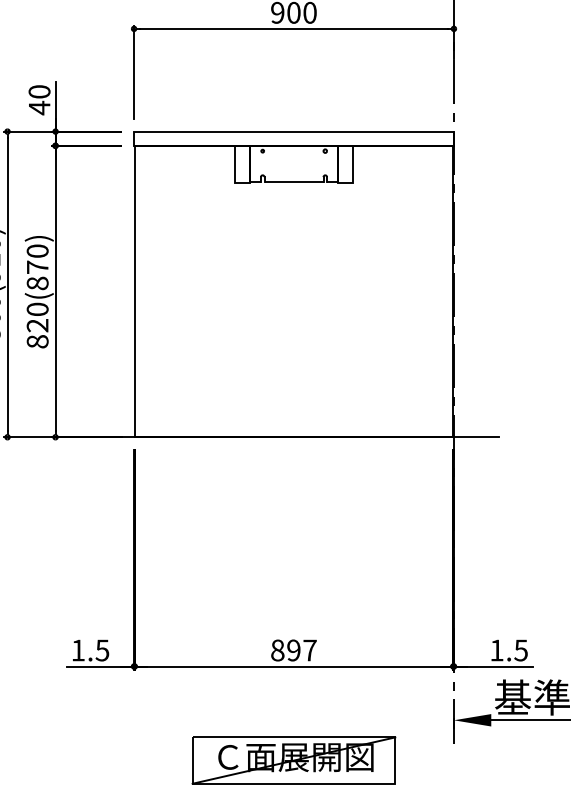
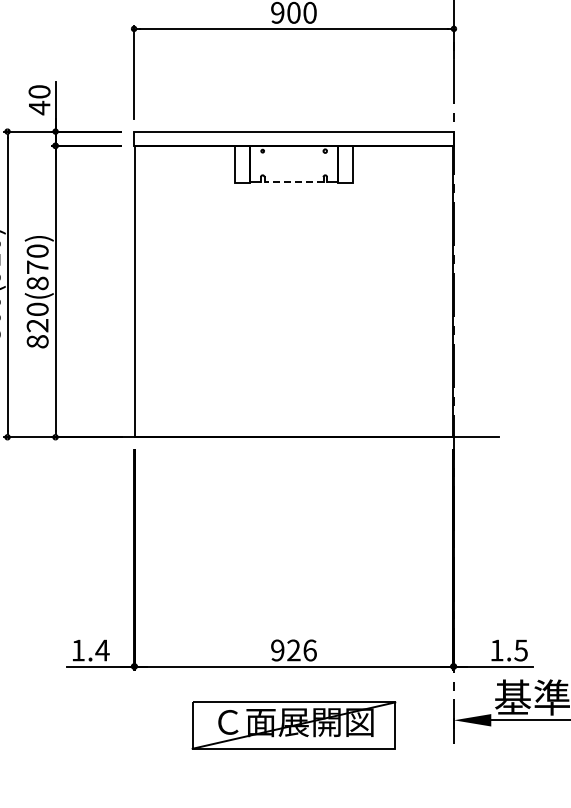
line: solid -> dashed (293, 182)
text: 1.5 -> 1.4 (102, 650)
text: 897 -> 926 (293, 650)
part position: (293, 760) -> (293, 725) (293, 725)
